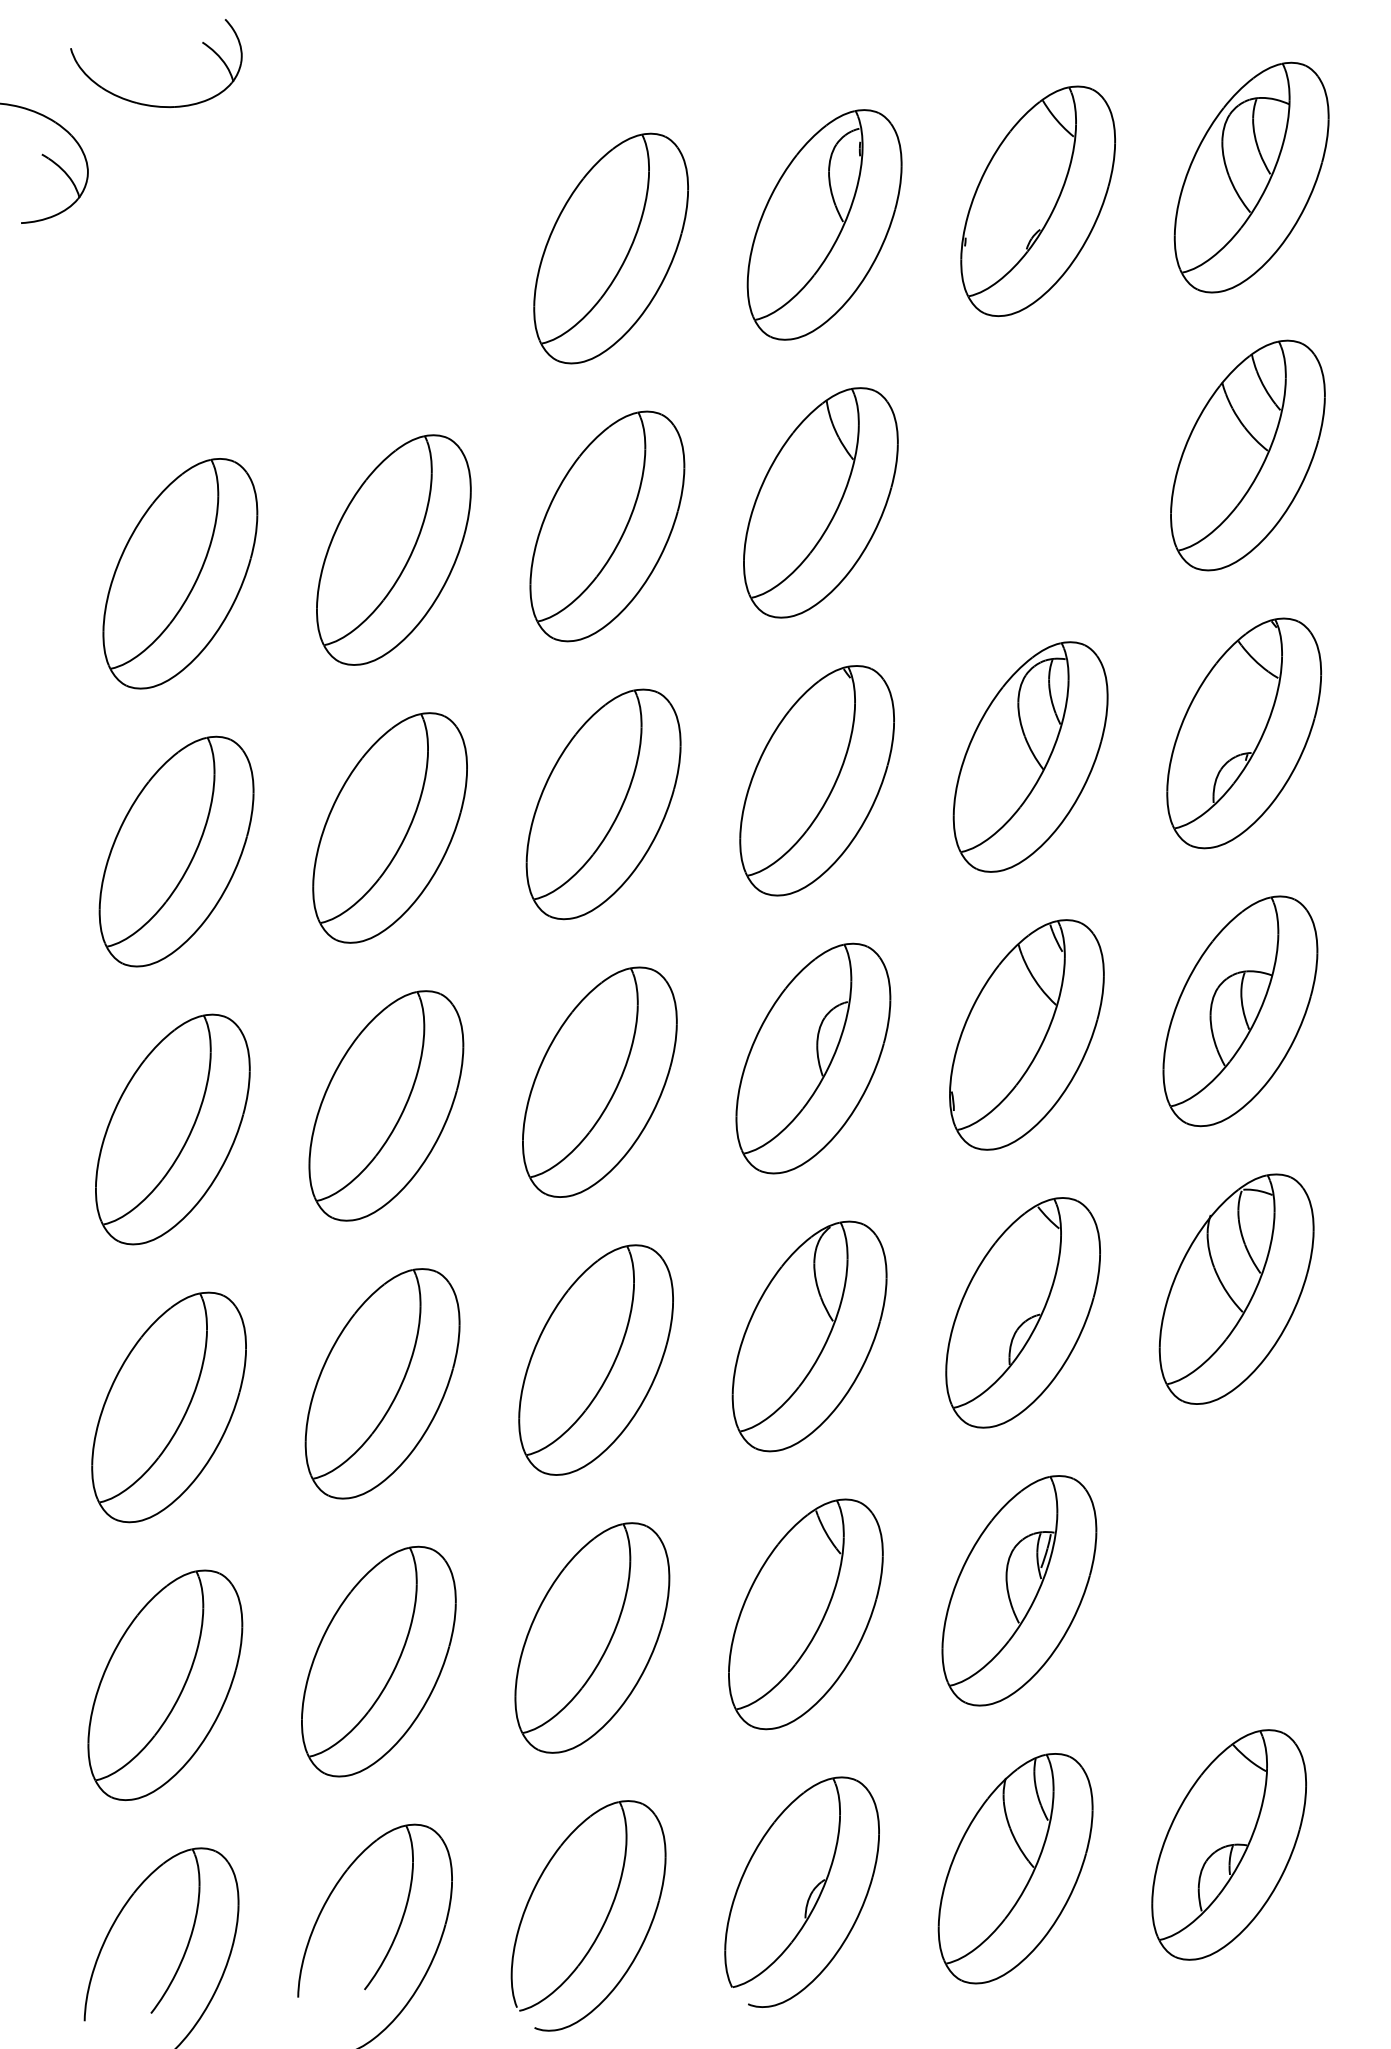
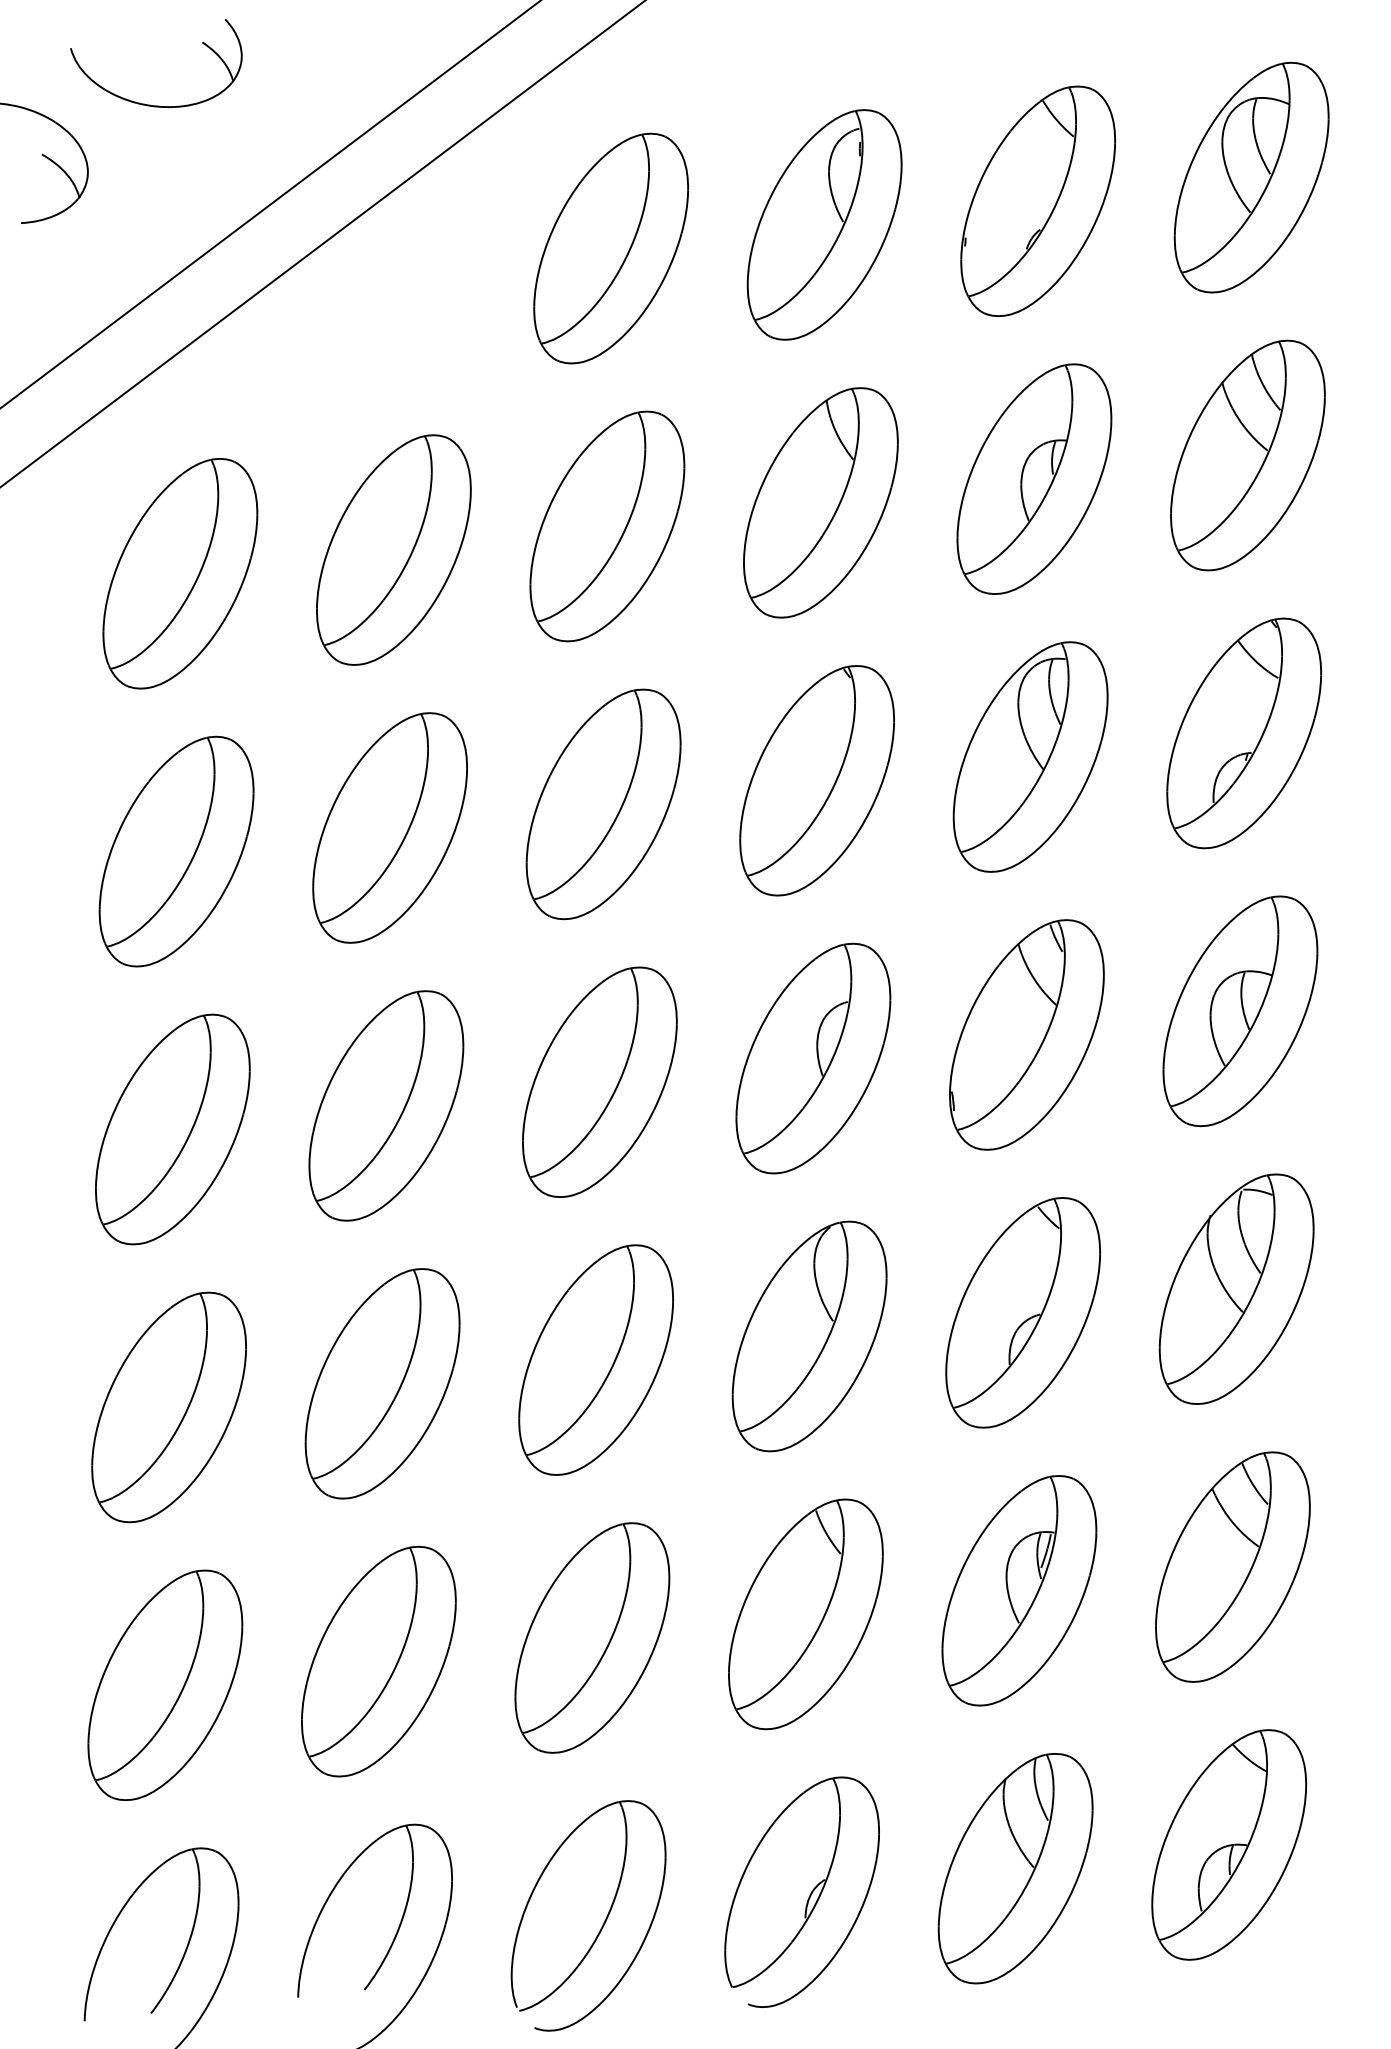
line: none -> present (270, 204)
line: none -> present (322, 243)
part: none -> present (1034, 478)
part: none -> present (1232, 1566)
